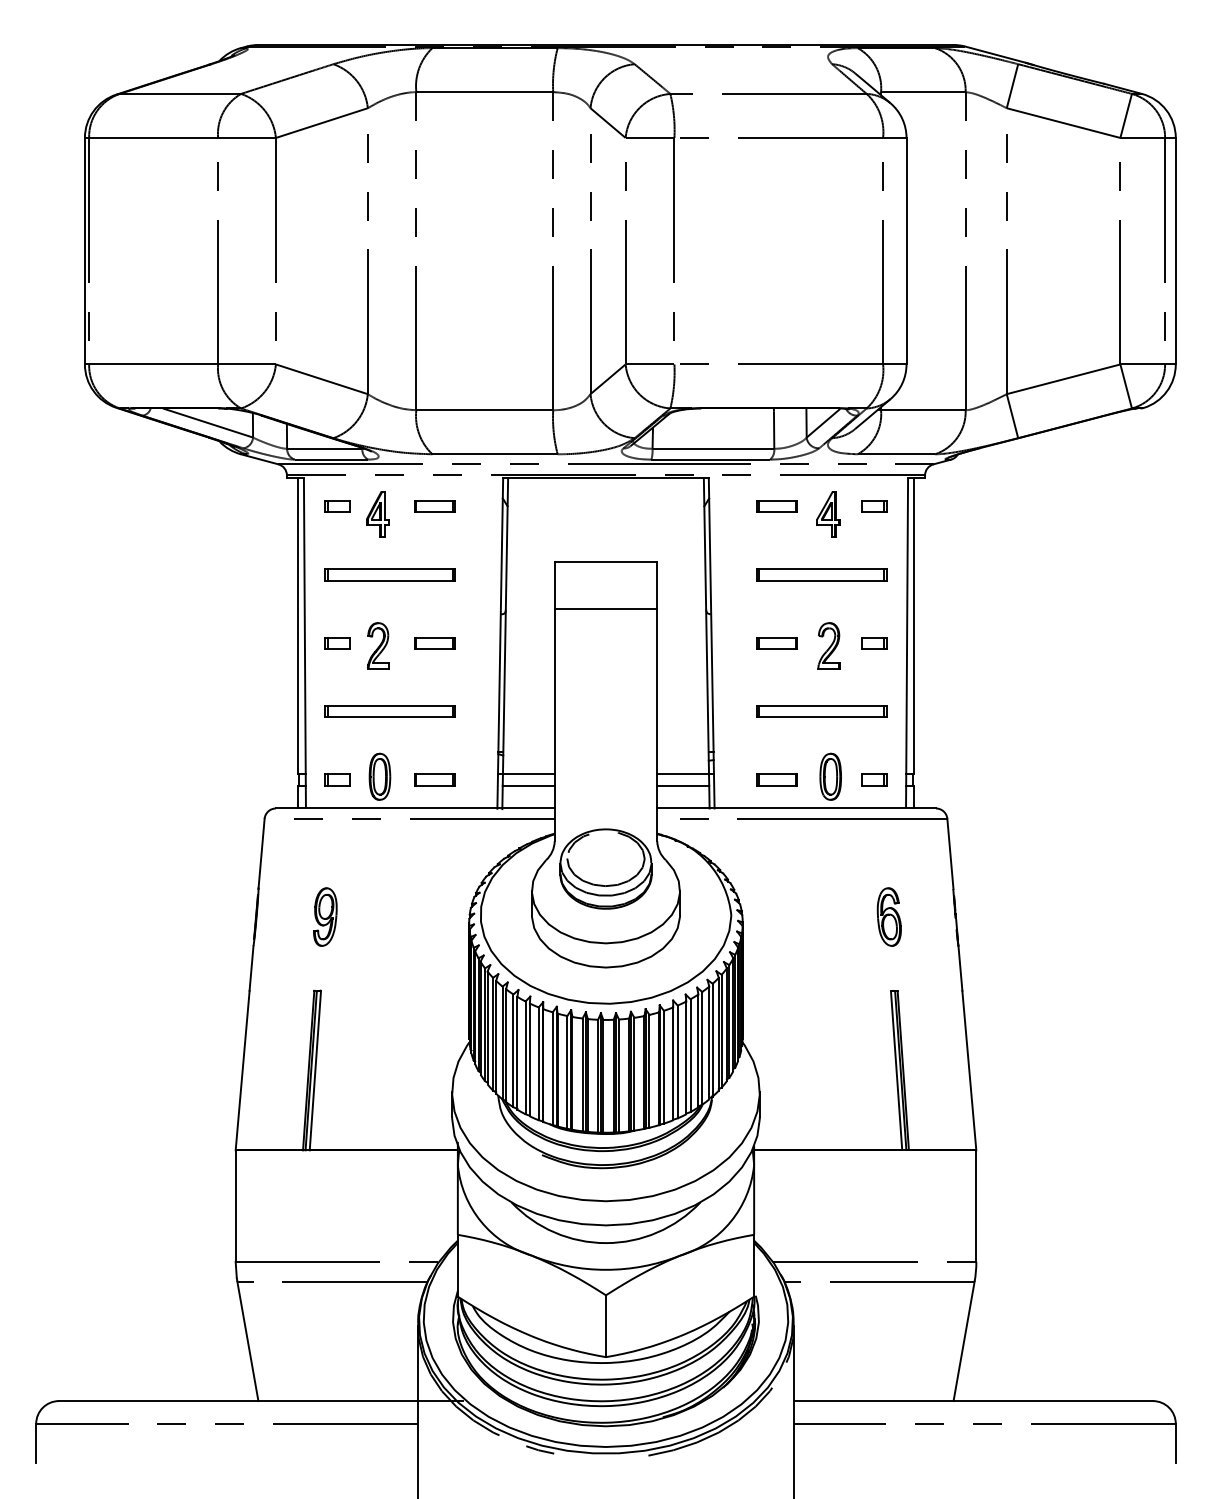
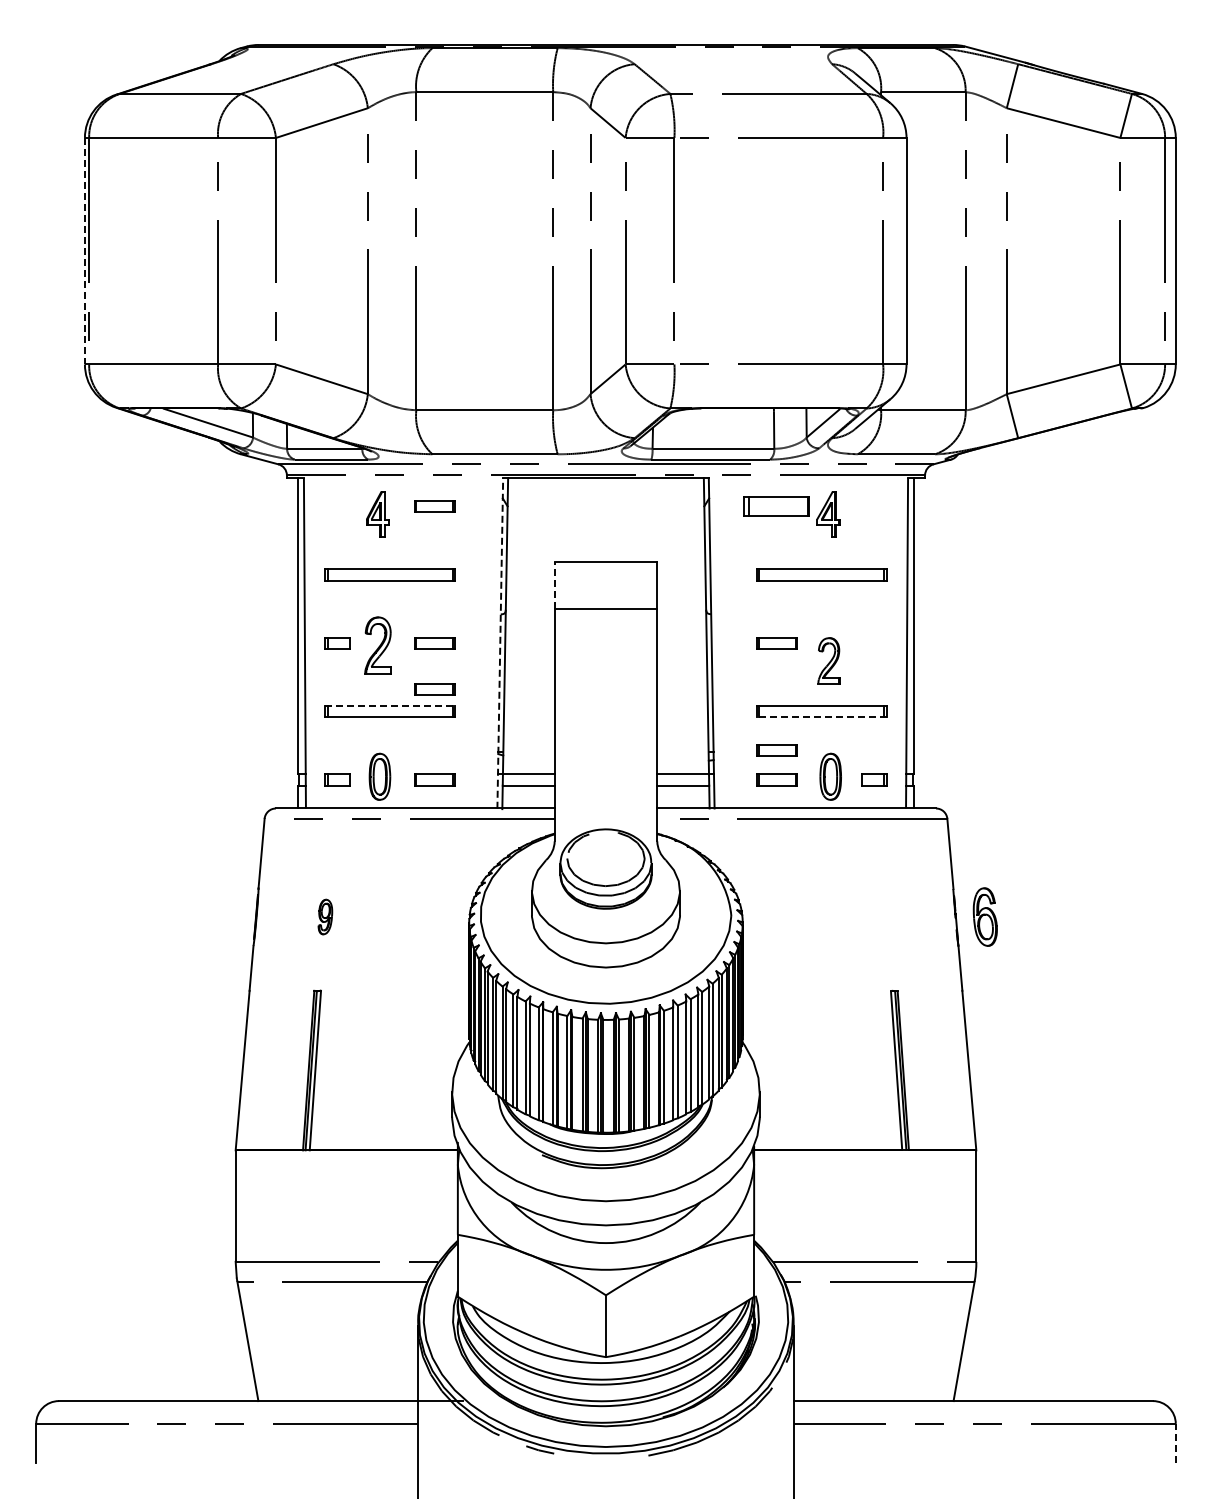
line: solid -> dashed (84, 251)
part: present -> none (337, 506)
part size: 42x13 px -> 67x21 px (776, 506)
part: present -> none (874, 506)
line: solid -> dashed (554, 585)
line: solid -> dashed (500, 642)
part: present -> none (874, 643)
part size: 23x48 px -> 28x59 px (377, 645)
part position: (828, 645) -> (828, 660) (828, 660)
part: none -> present (434, 689)
line: solid -> dashed (390, 705)
line: solid -> dashed (821, 717)
part: none -> present (776, 750)
part size: 25x60 px -> 17x38 px (325, 916)
part position: (888, 916) -> (984, 916) (984, 916)
line: solid -> dashed (1175, 1442)
